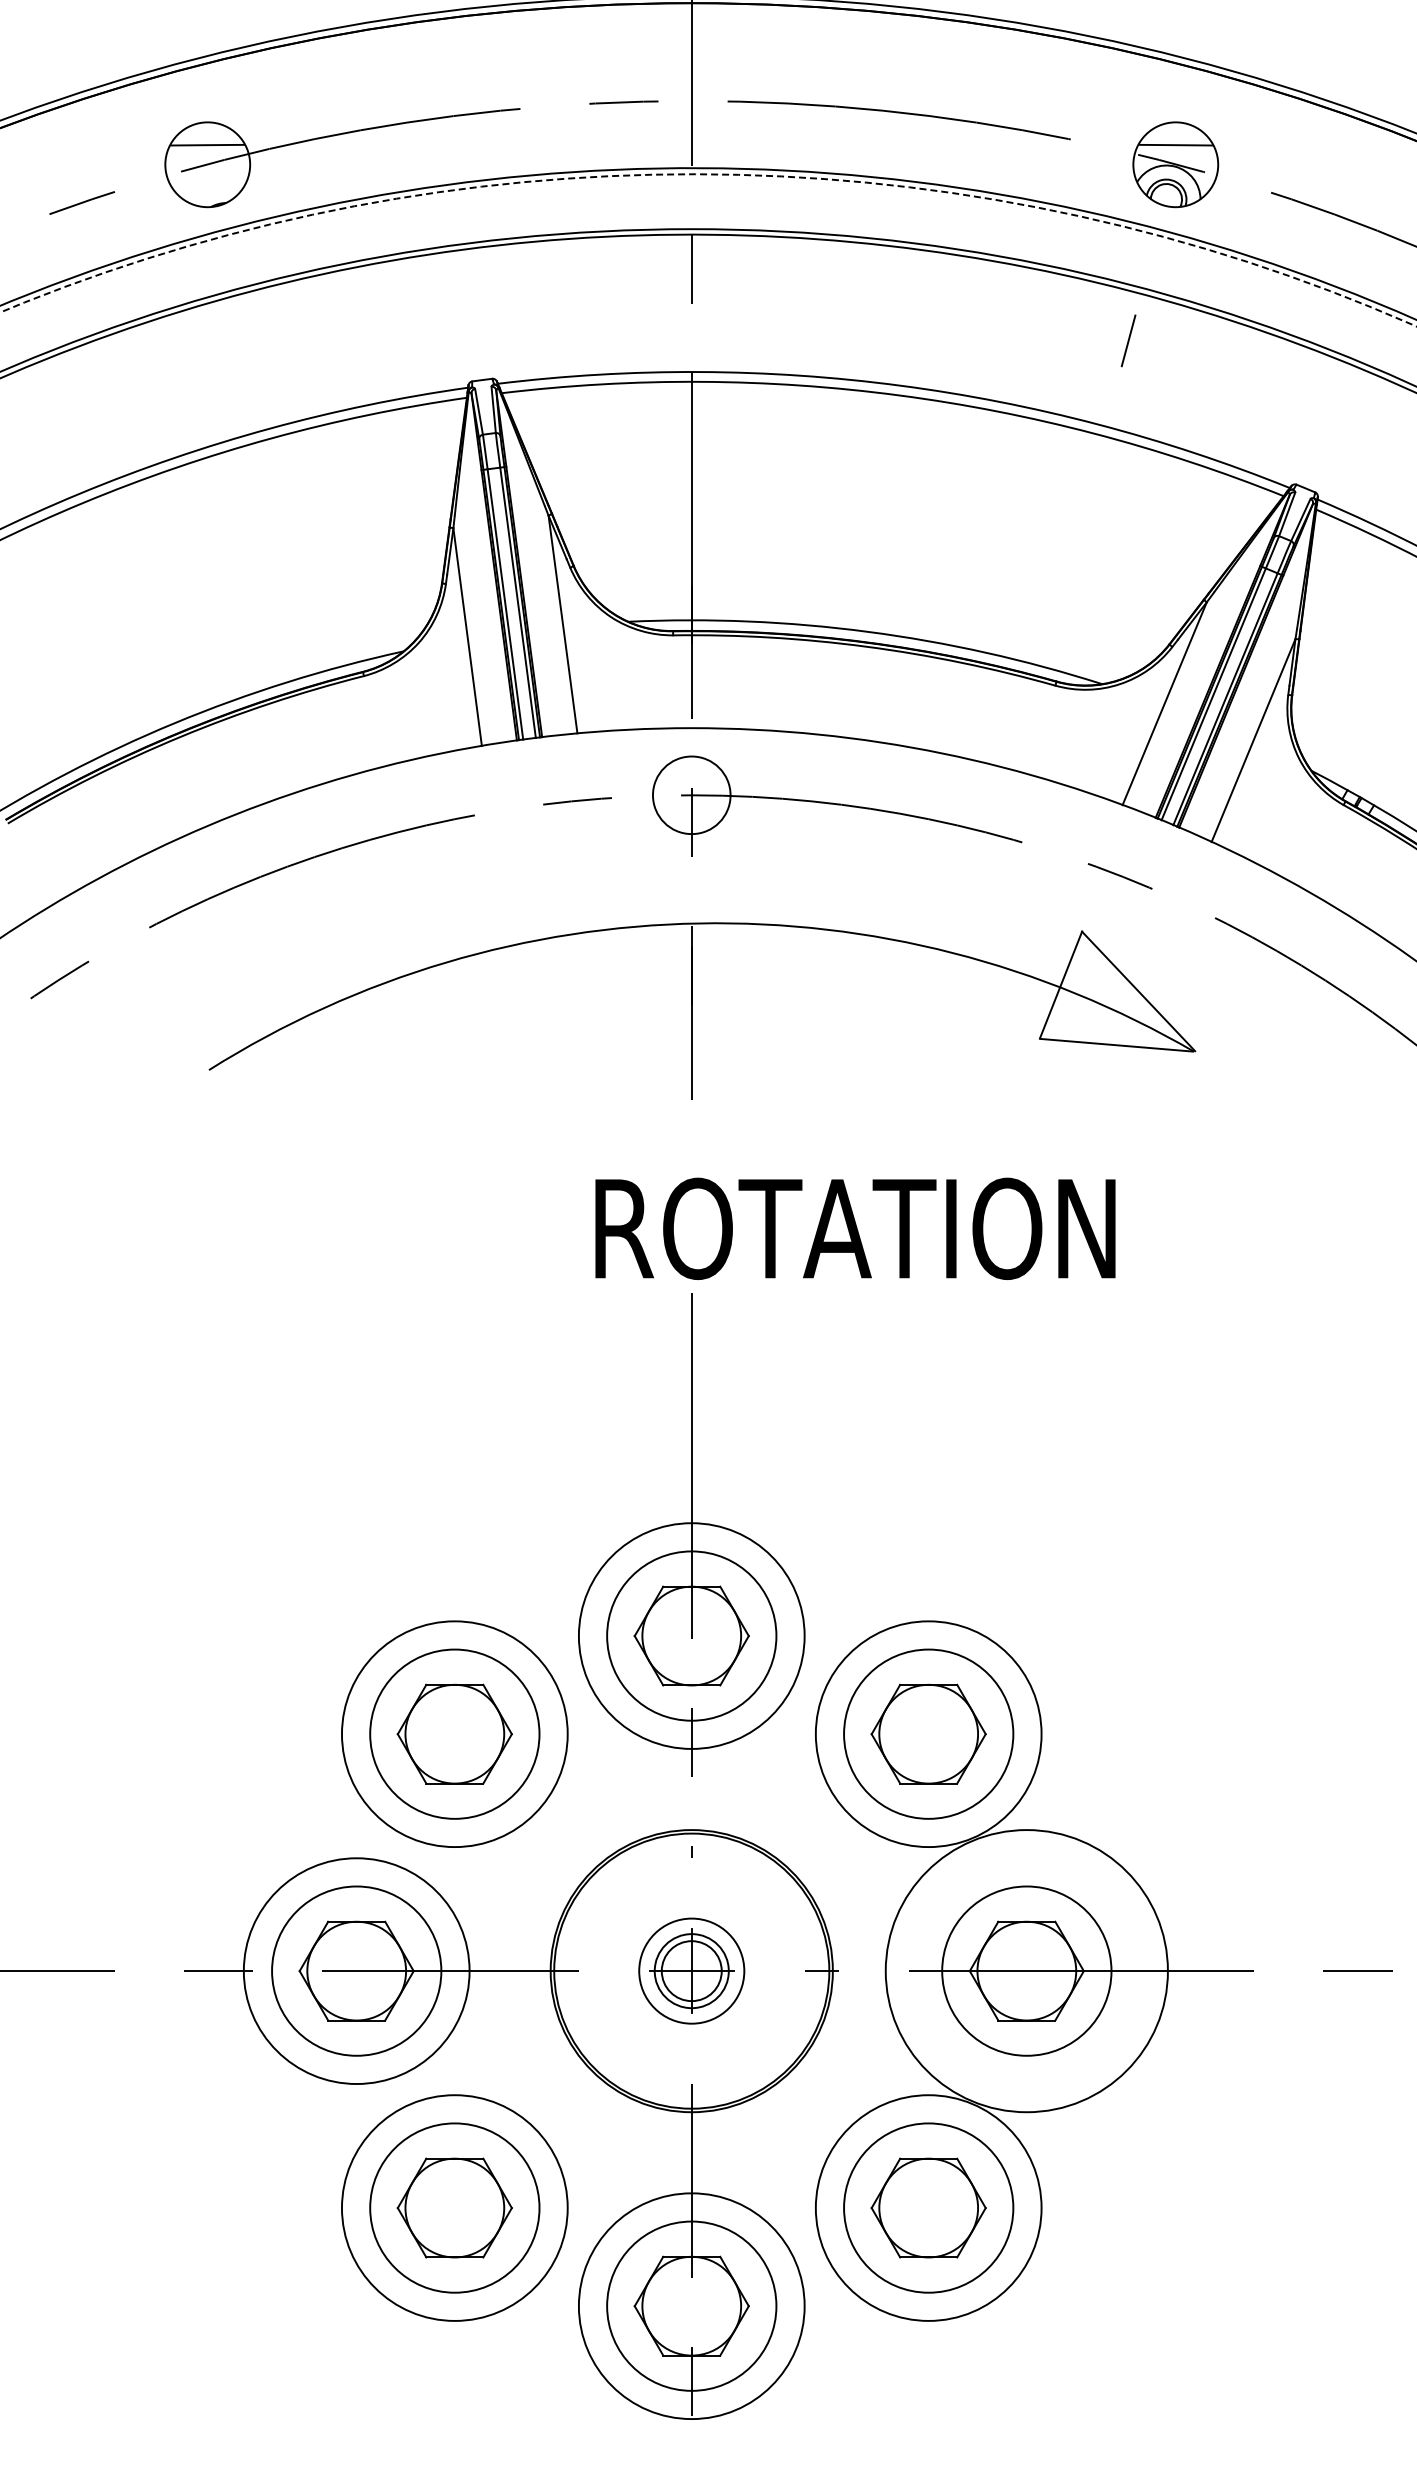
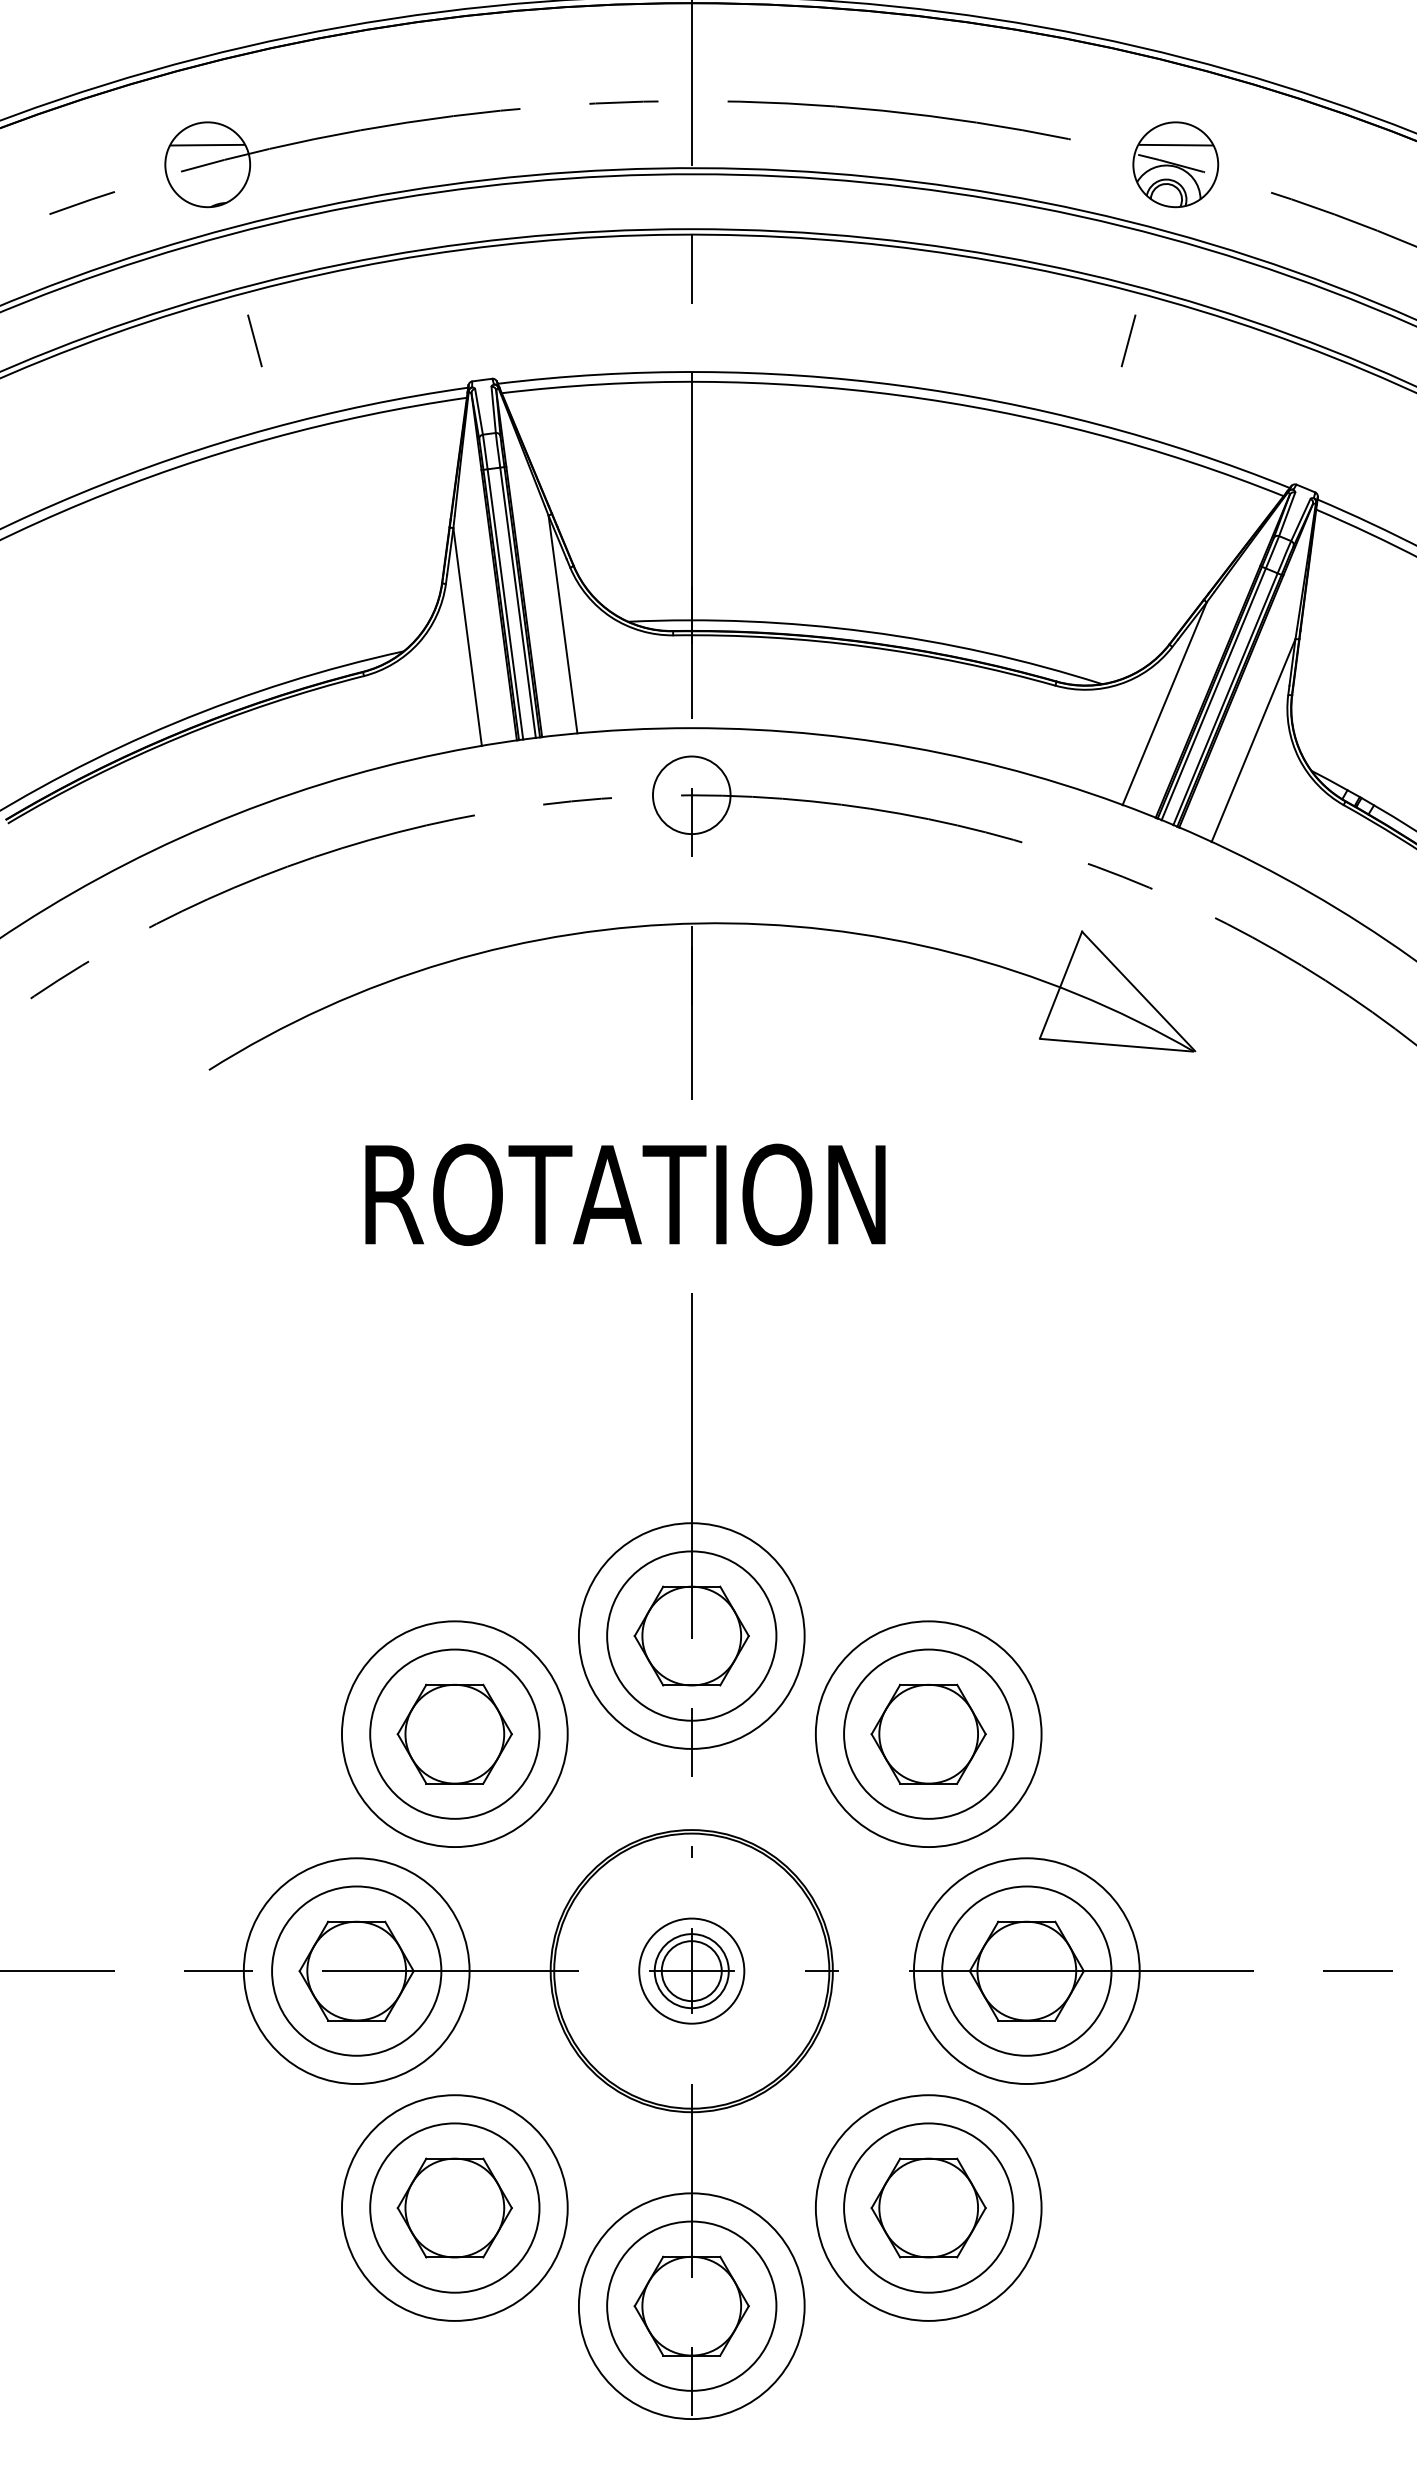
arc: dashed -> solid (715, 174)
line: none -> present (254, 340)
text position: (855, 1228) -> (625, 1194) (625, 1194)
circle diameter: 282 px -> 226 px (1026, 1971)
